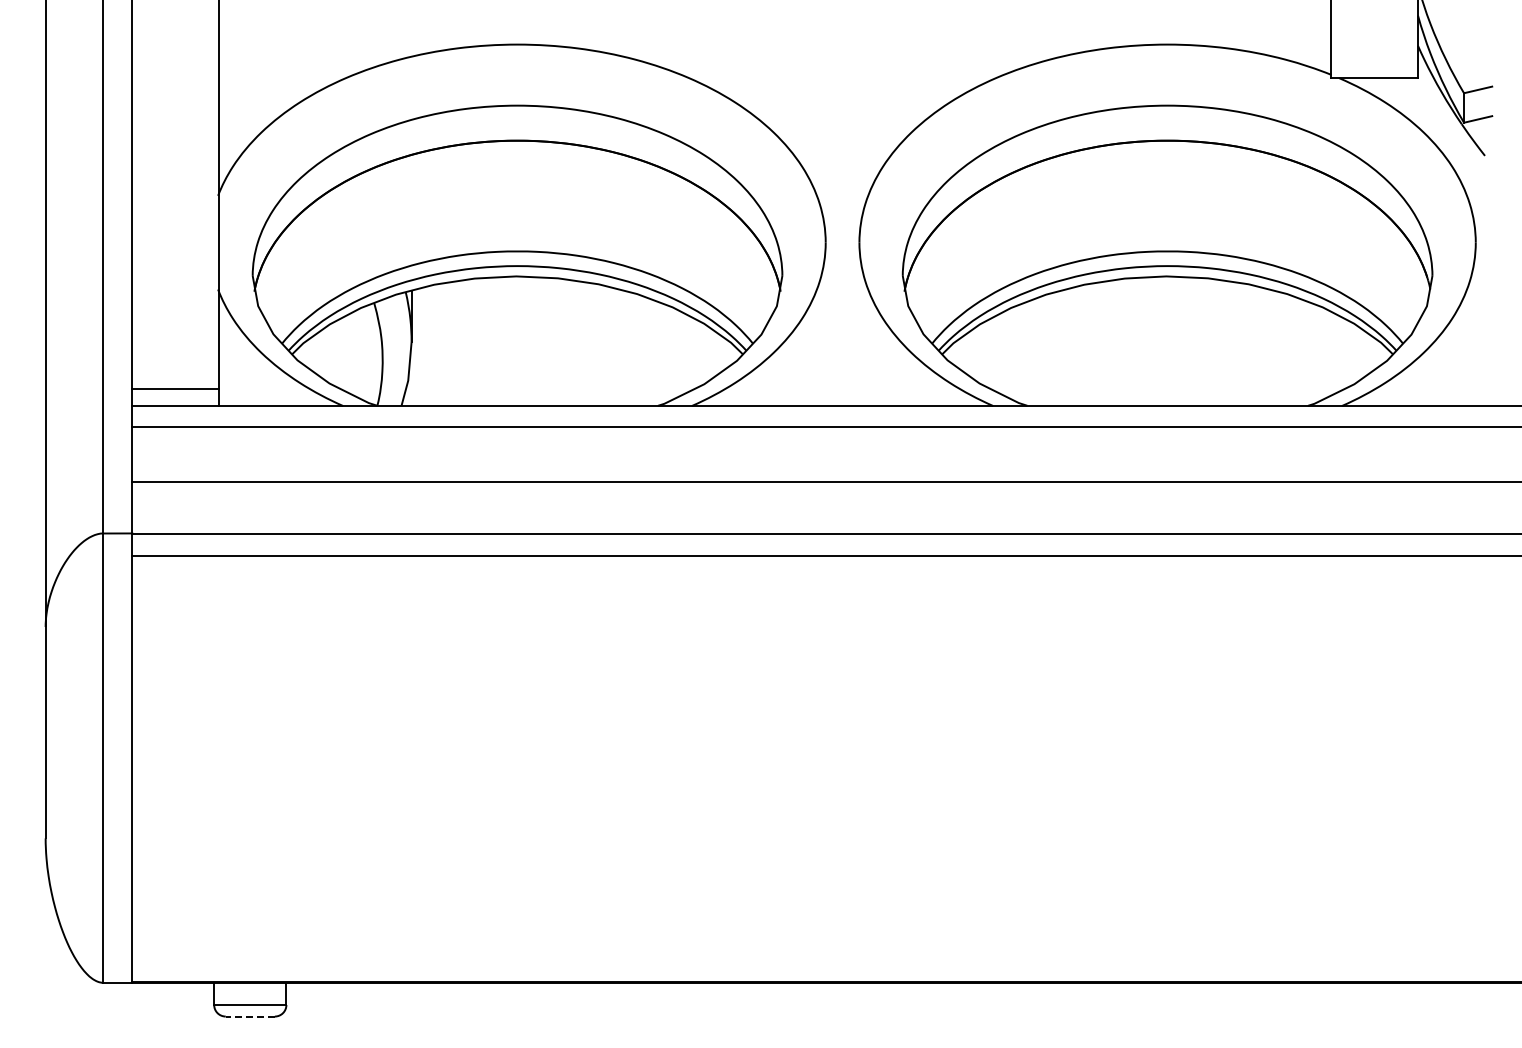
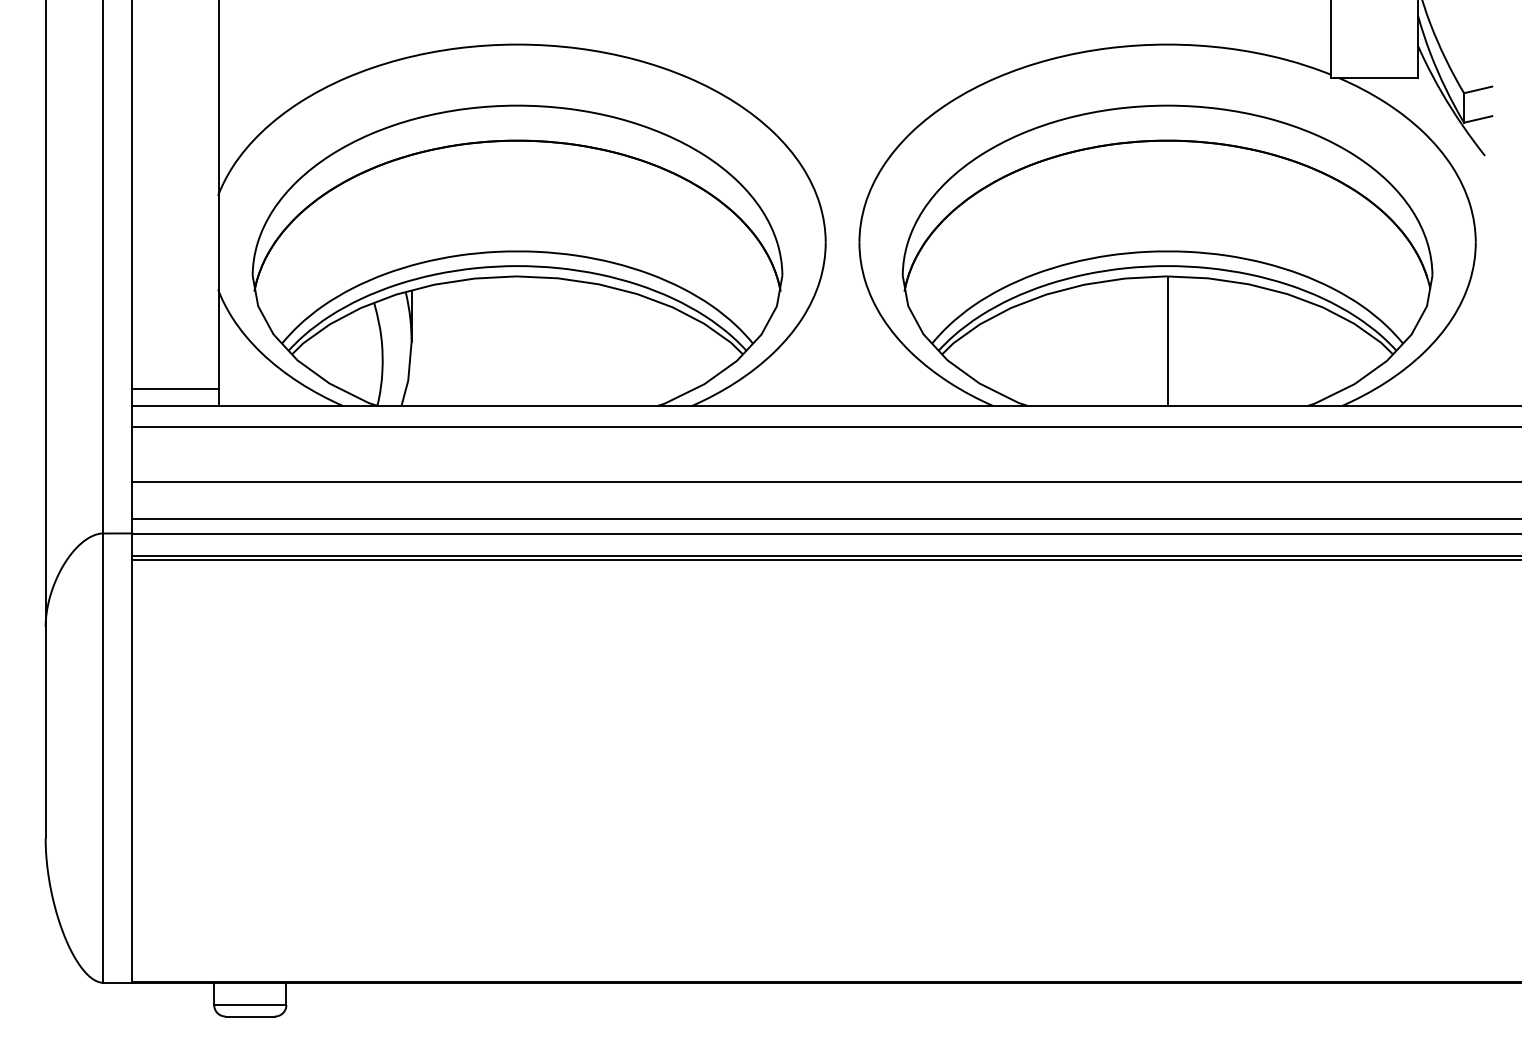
line: none -> present (1167, 340)
line: none -> present (825, 519)
line: none -> present (825, 560)
line: dashed -> solid (250, 1016)
